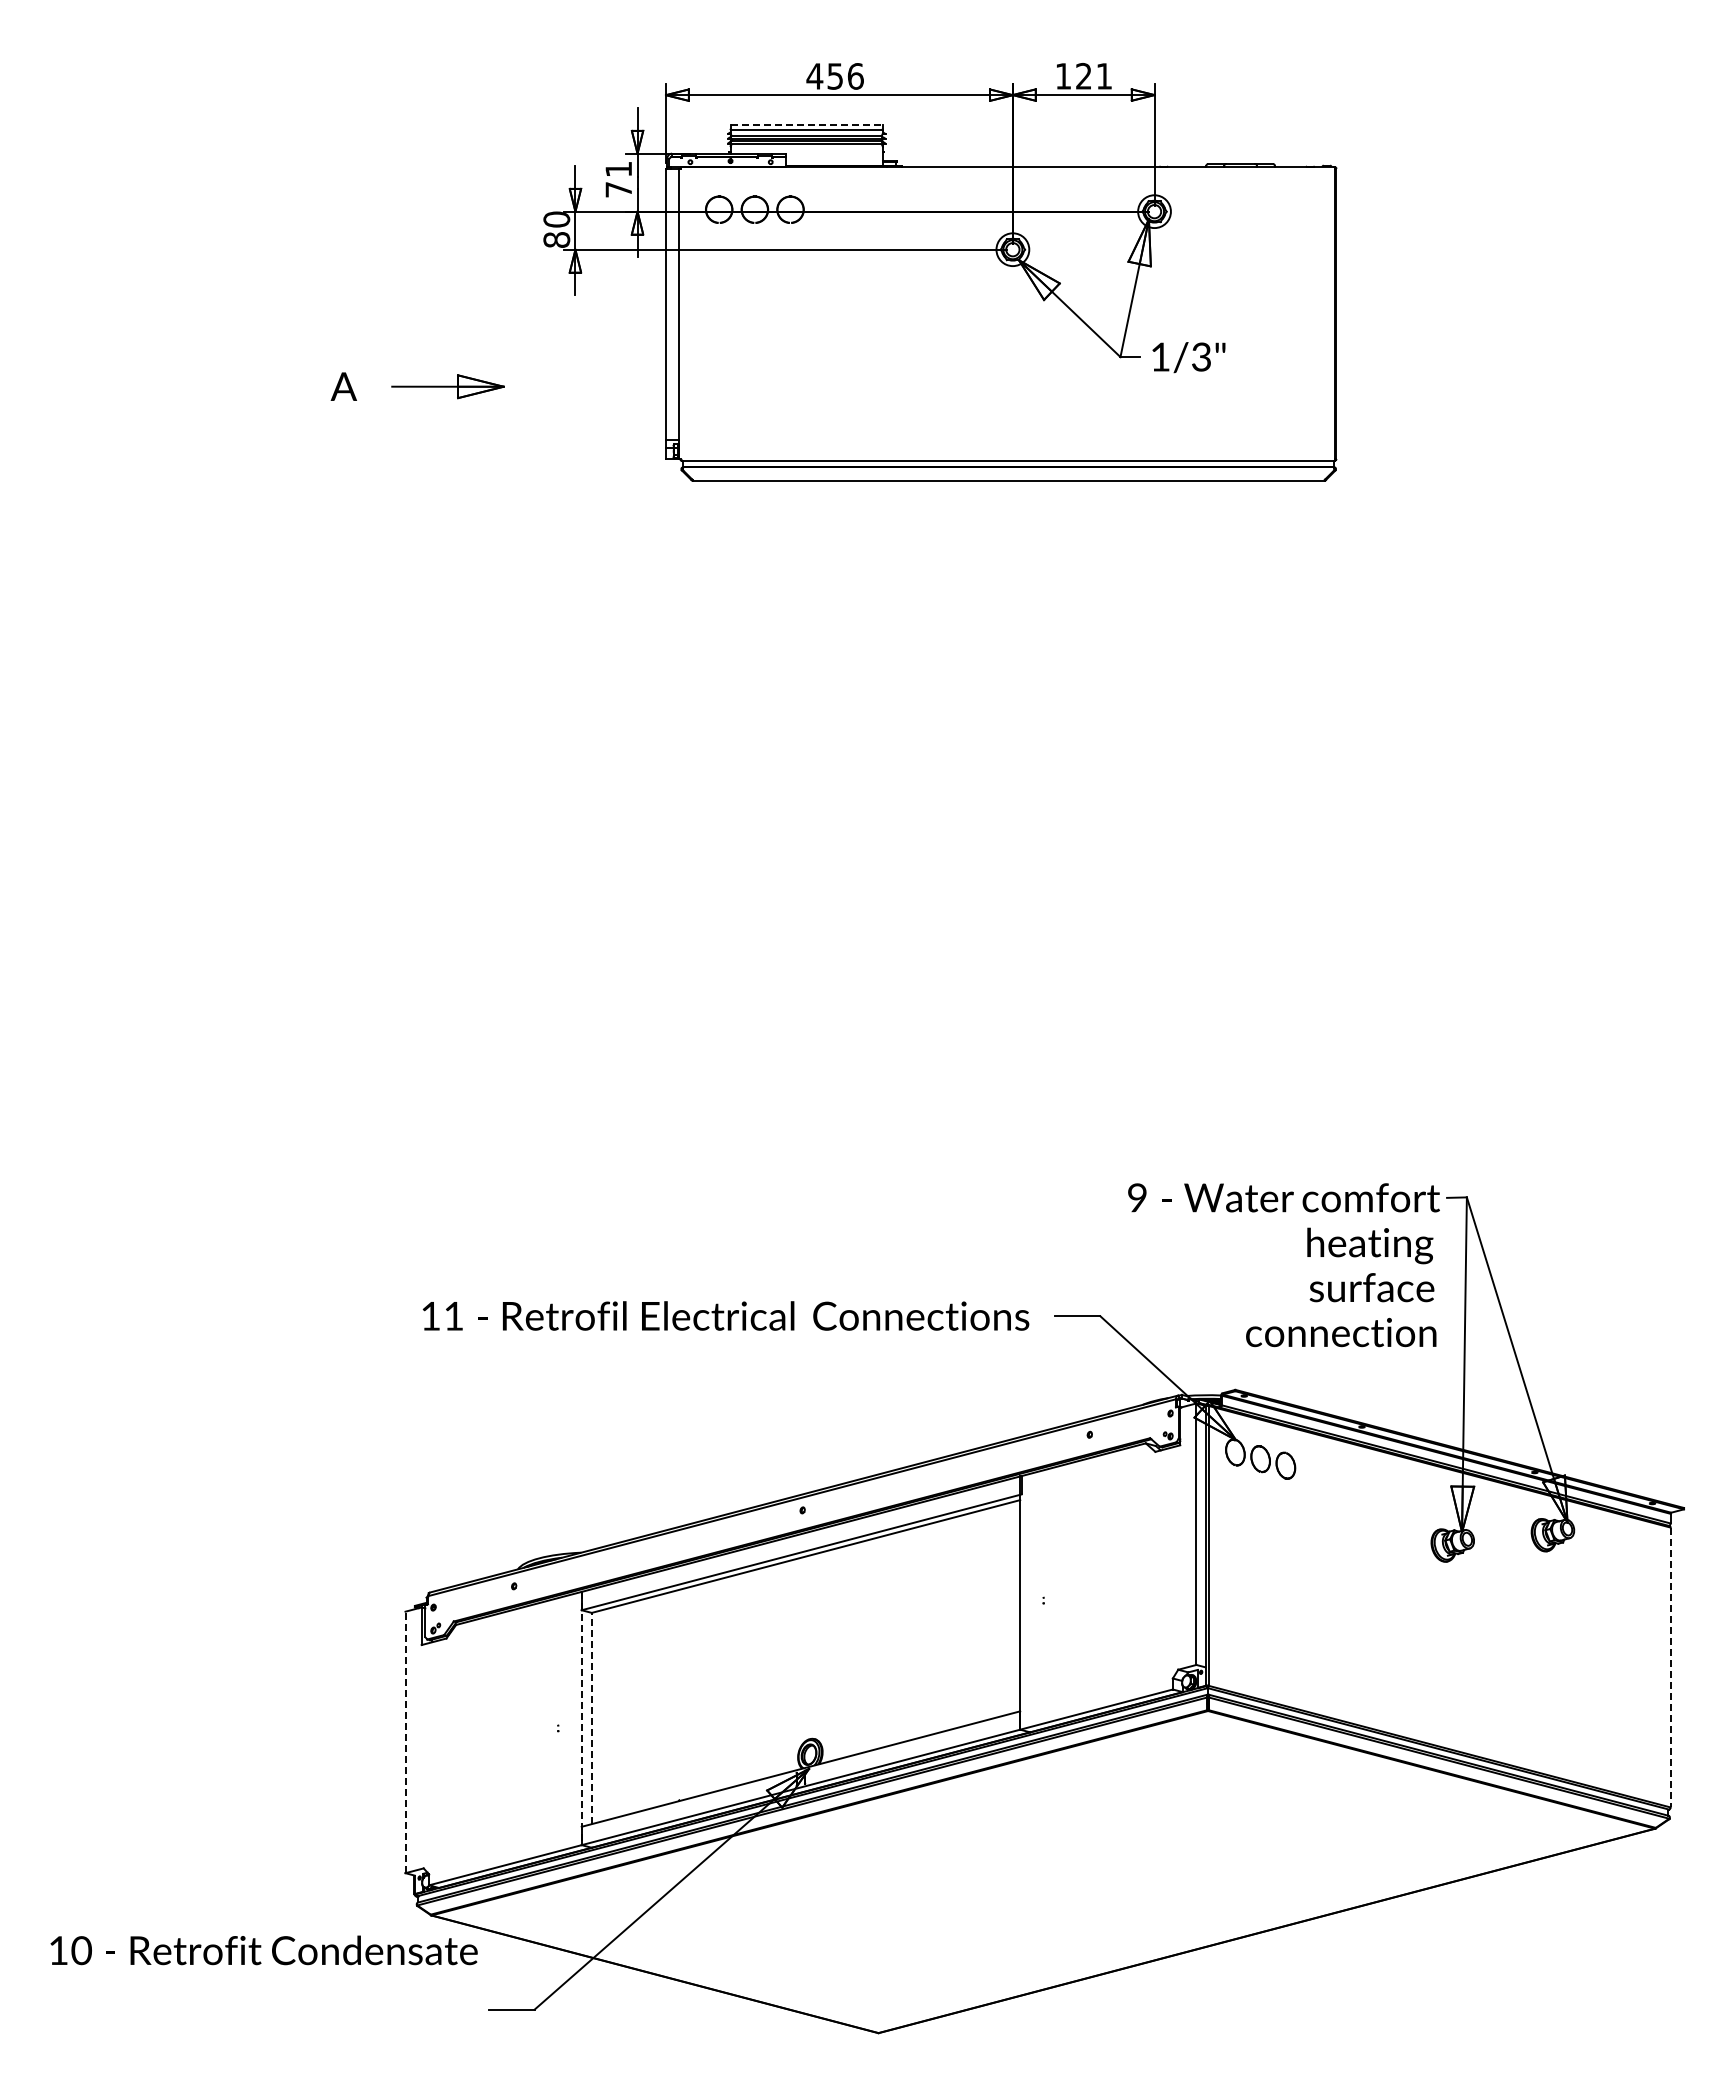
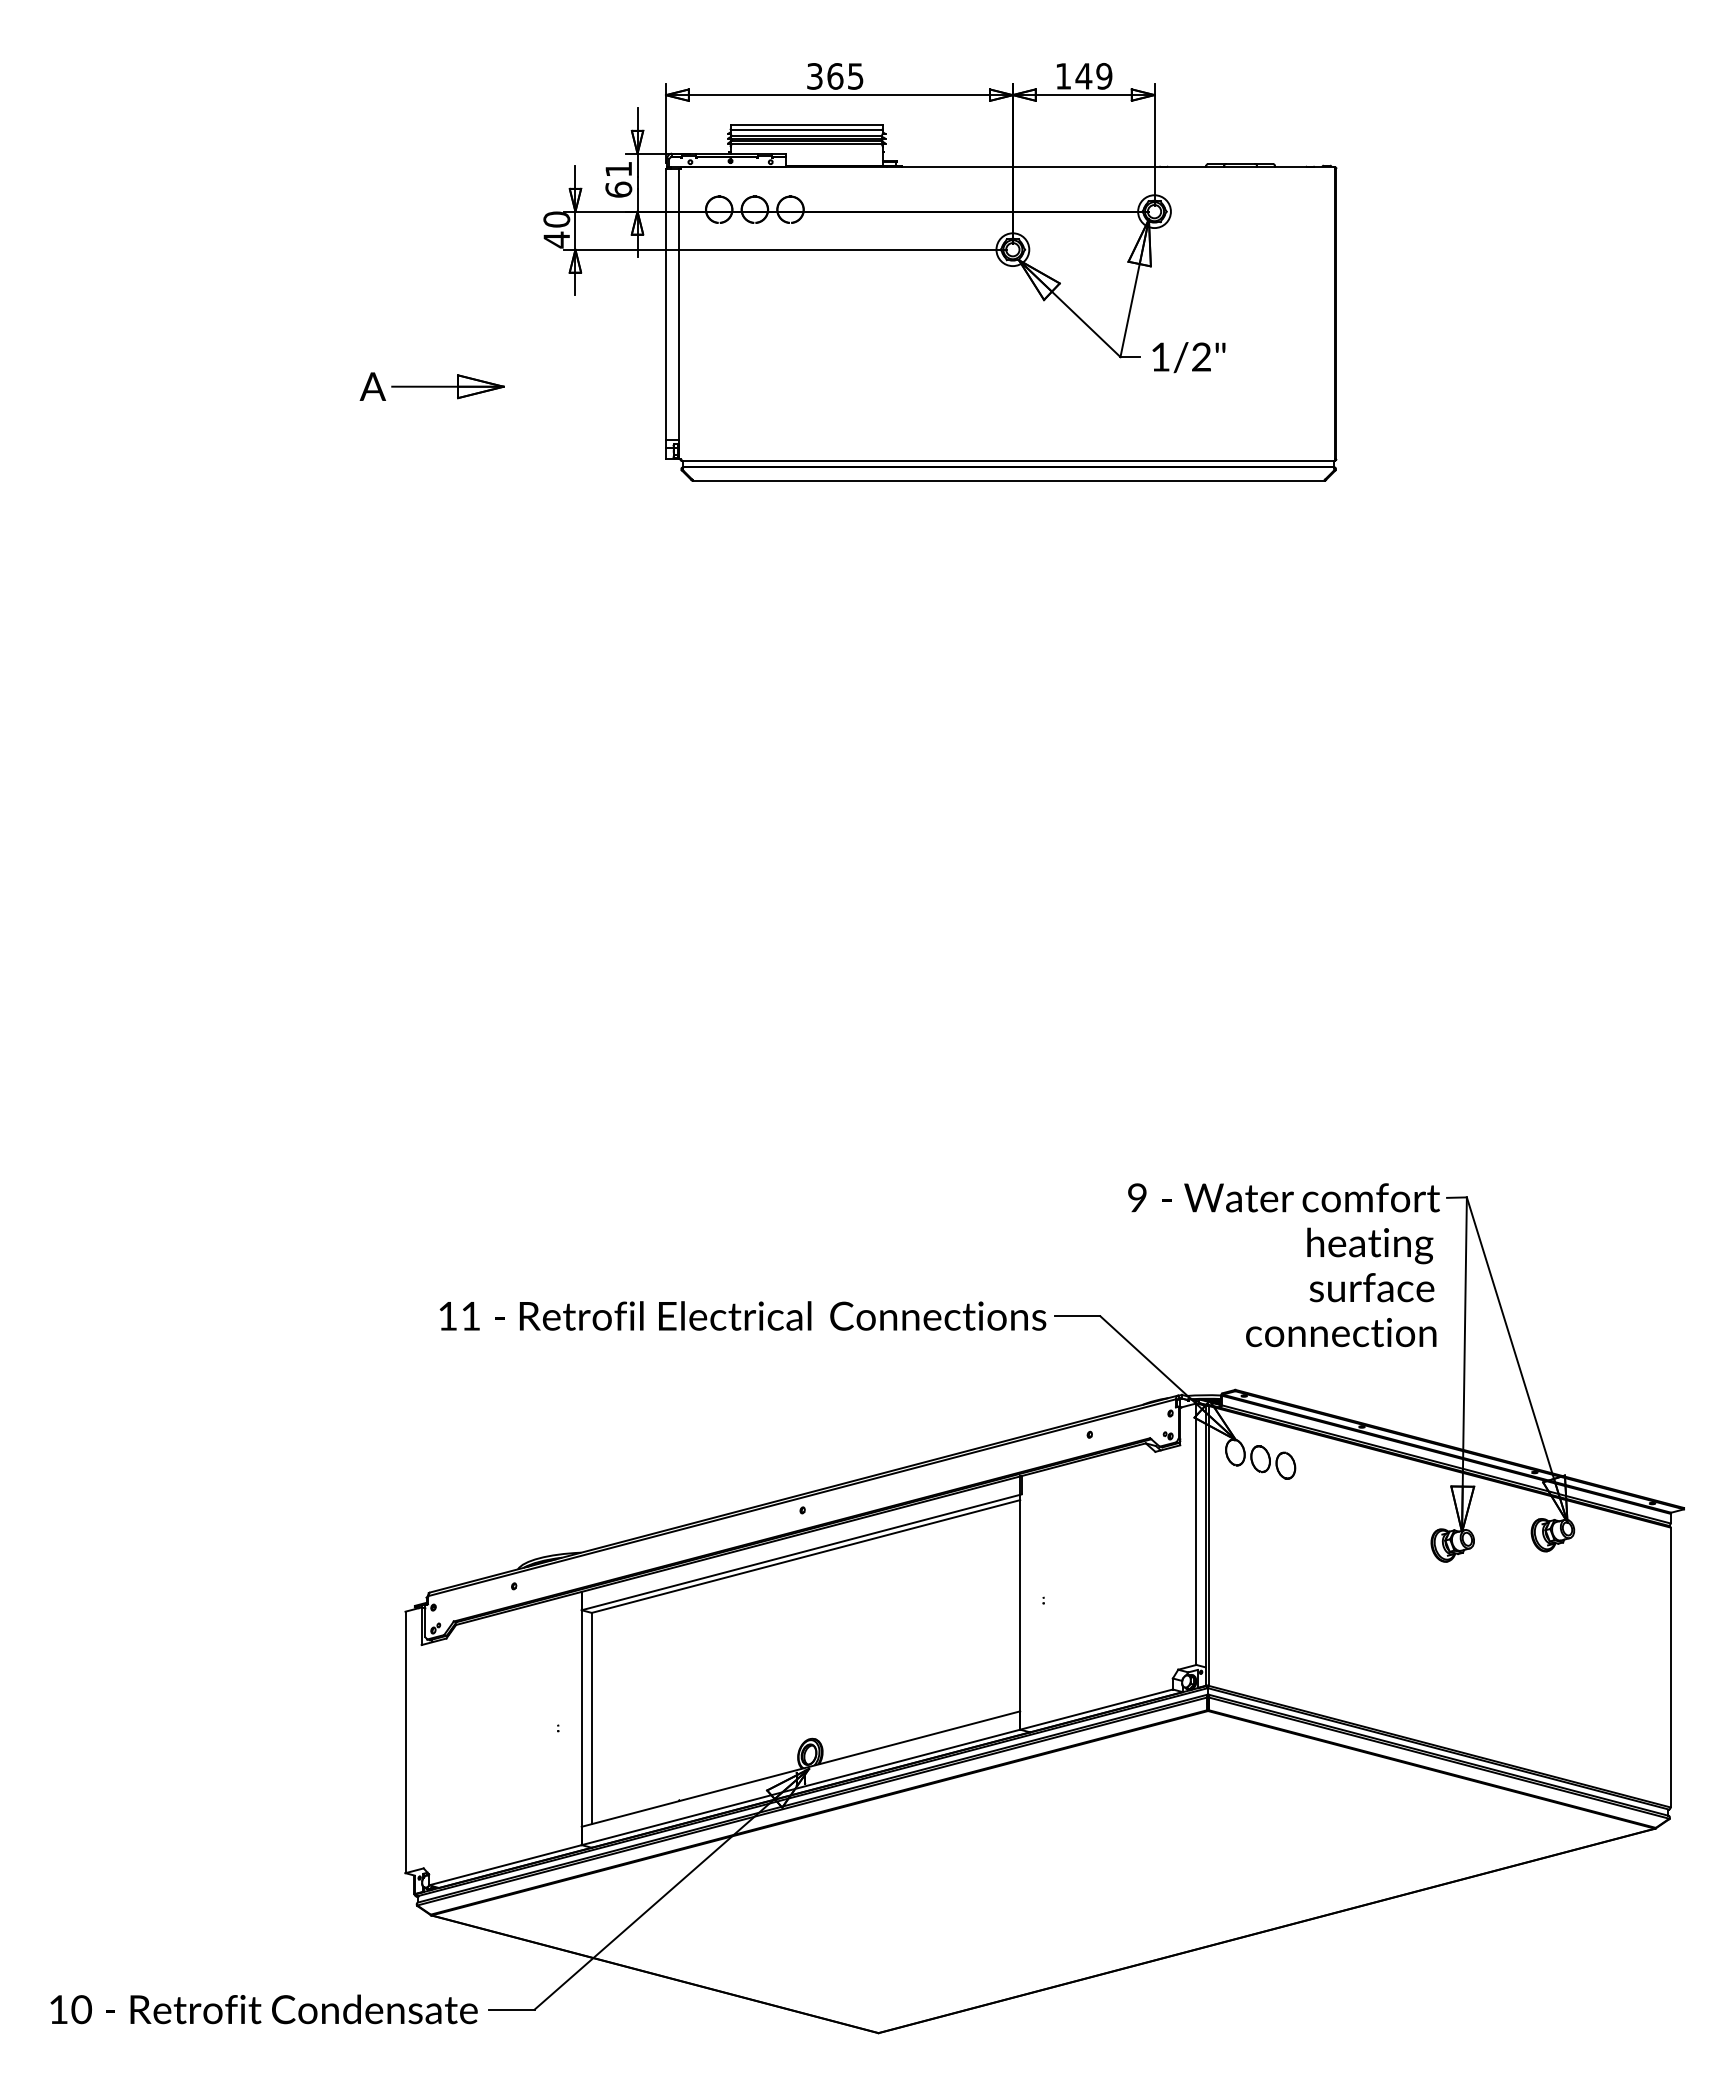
text: 456 -> 365 (834, 76)
text: 121 -> 149 (1093, 76)
line: dashed -> solid (807, 125)
text: 71 -> 61 (618, 189)
text: 80 -> 40 (556, 239)
text: 1/3" -> 1/2" (1201, 359)
text position: (343, 386) -> (372, 386) (372, 386)
text position: (725, 1315) -> (742, 1315) (742, 1315)
line: dashed -> solid (1670, 1667)
line: dashed -> solid (581, 1718)
line: dashed -> solid (591, 1718)
line: dashed -> solid (405, 1742)
text position: (263, 1950) -> (263, 2009) (263, 2009)
